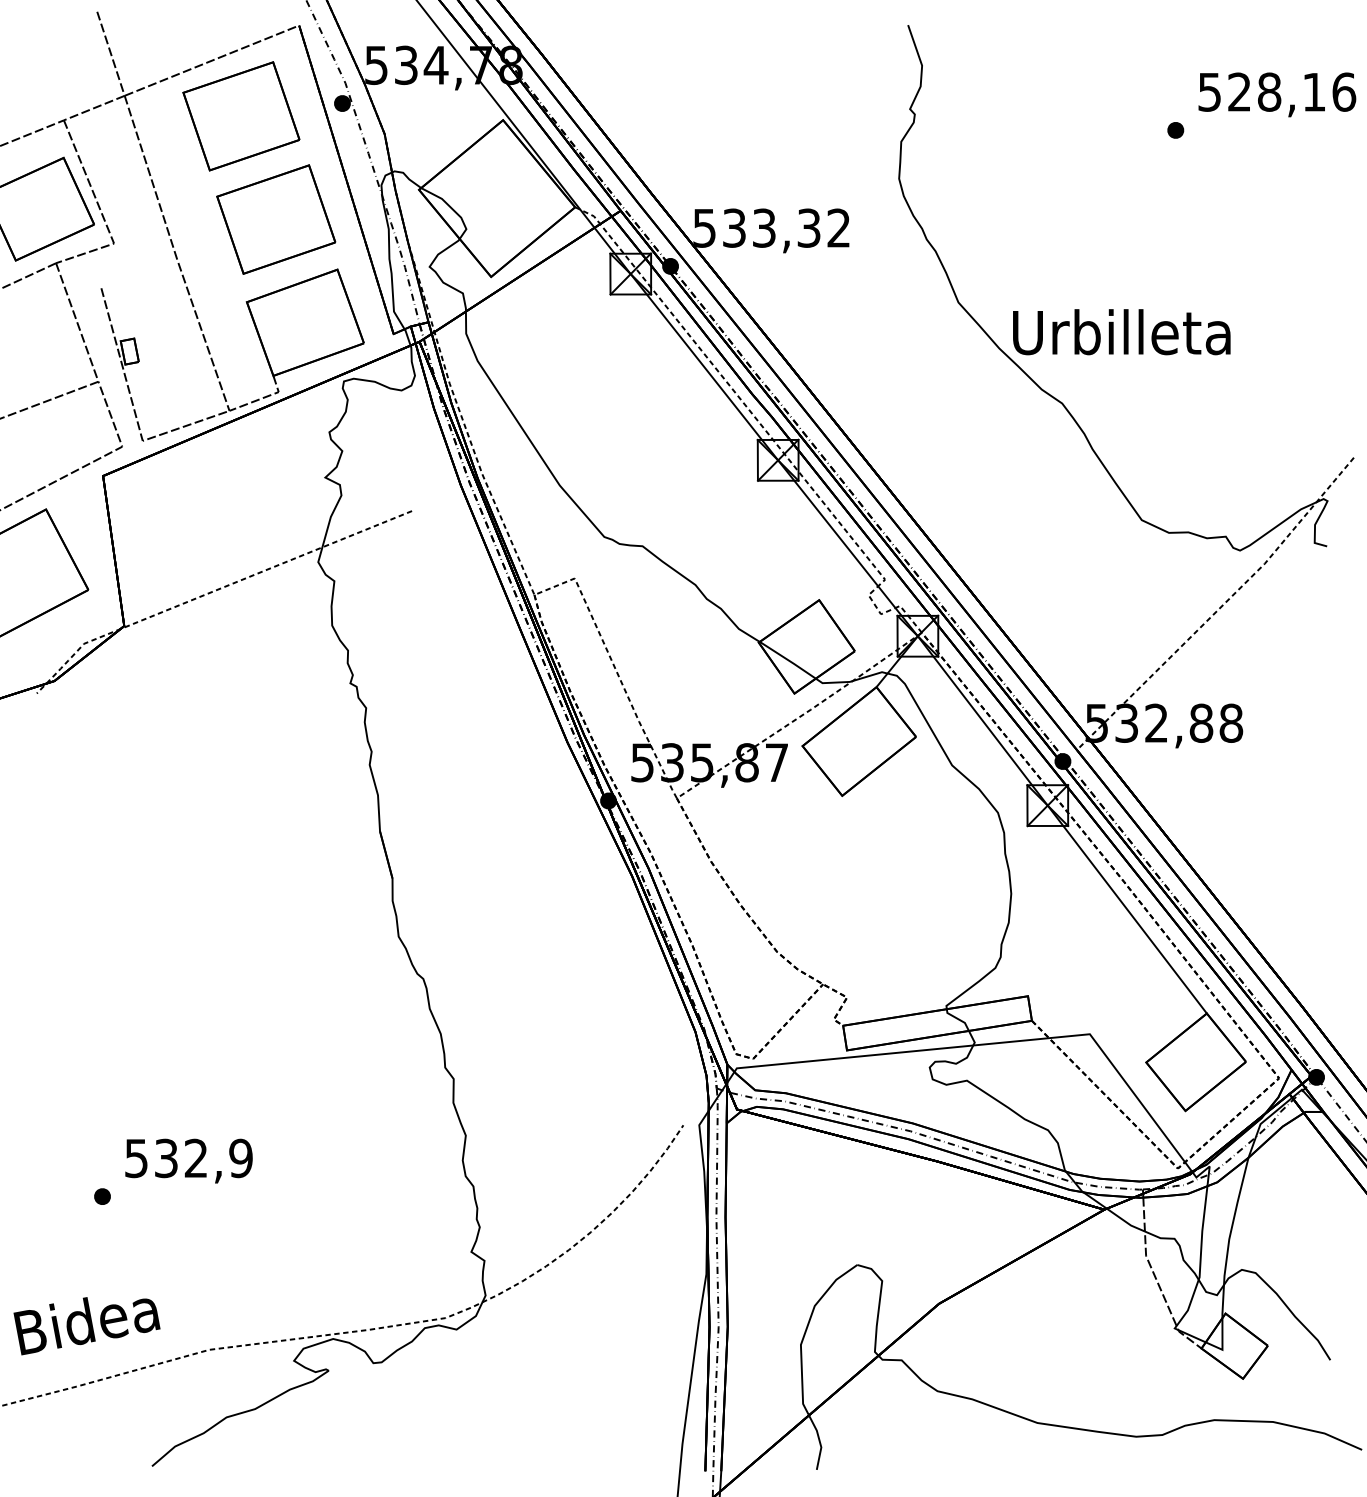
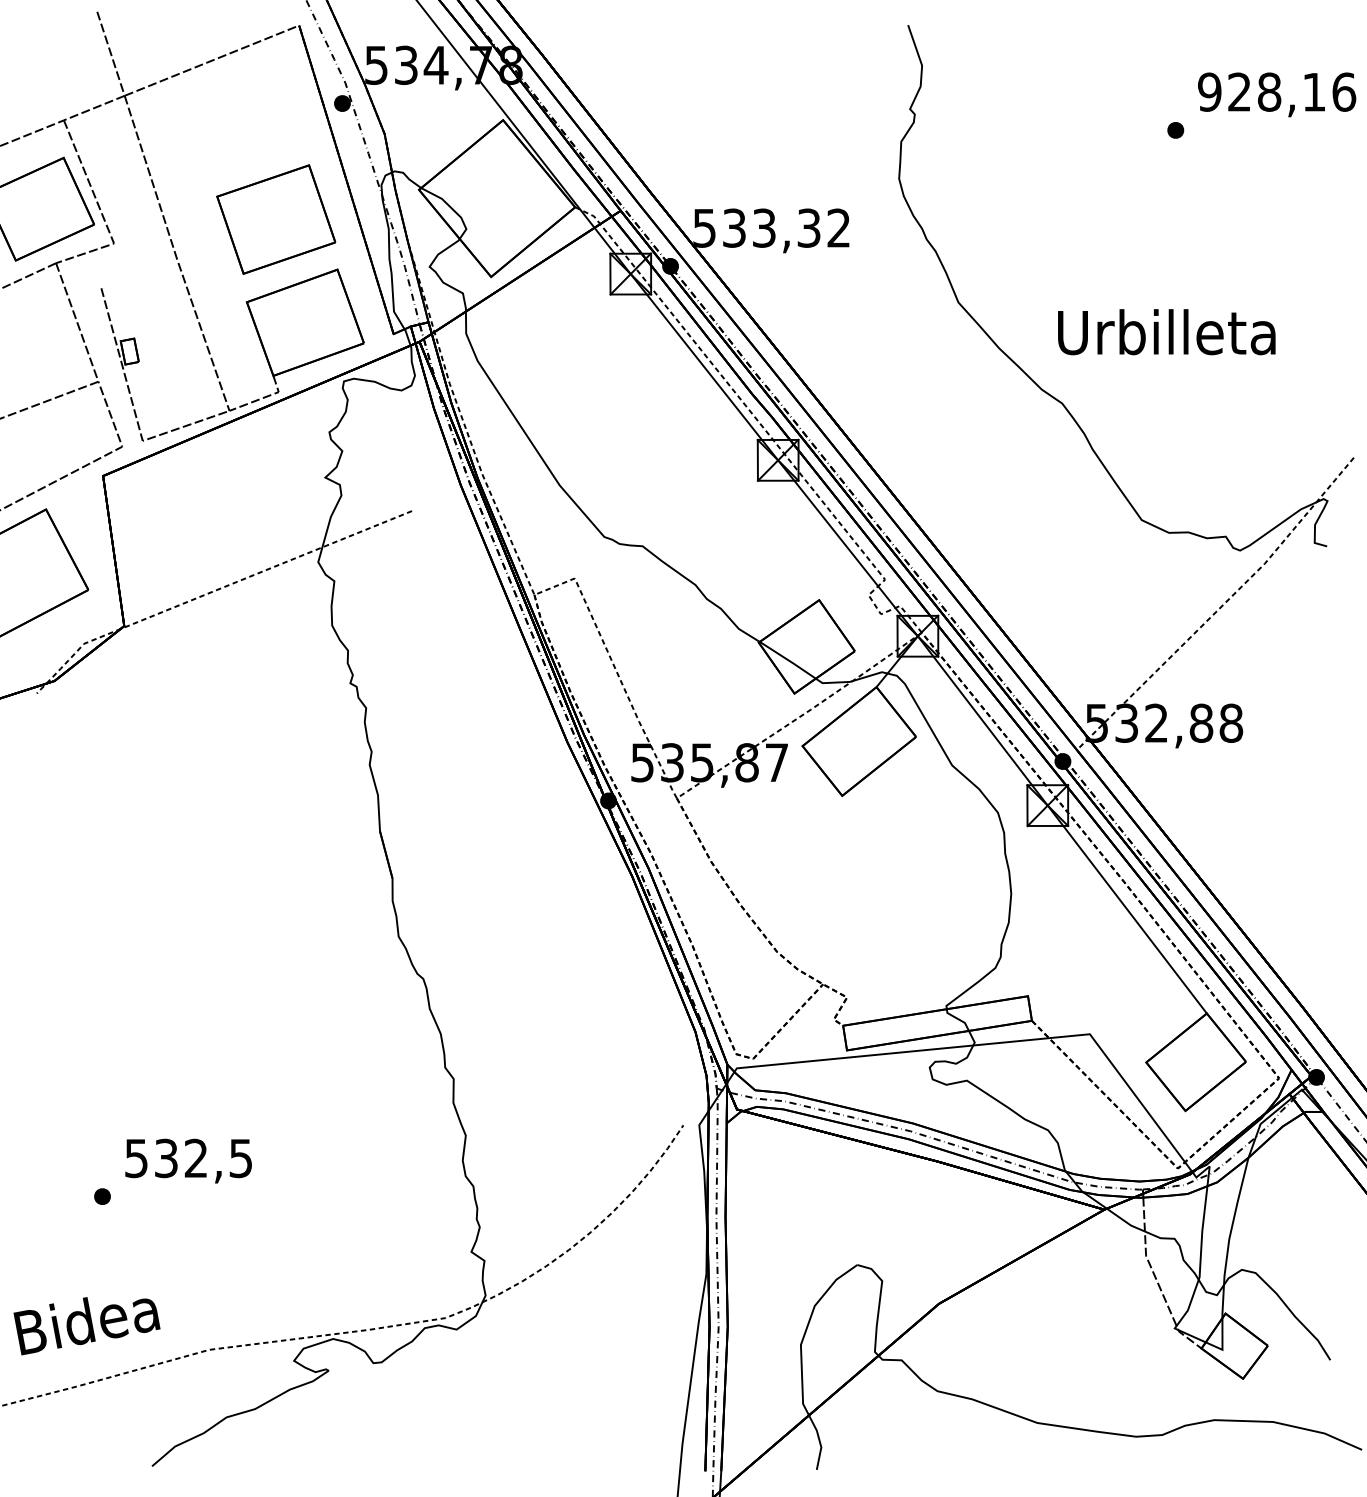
text: 528,16 -> 928,16 (1209, 91)
part: present -> none (241, 116)
text position: (1121, 332) -> (1166, 332) (1166, 332)
text: 532,9 -> 532,5 (240, 1157)
